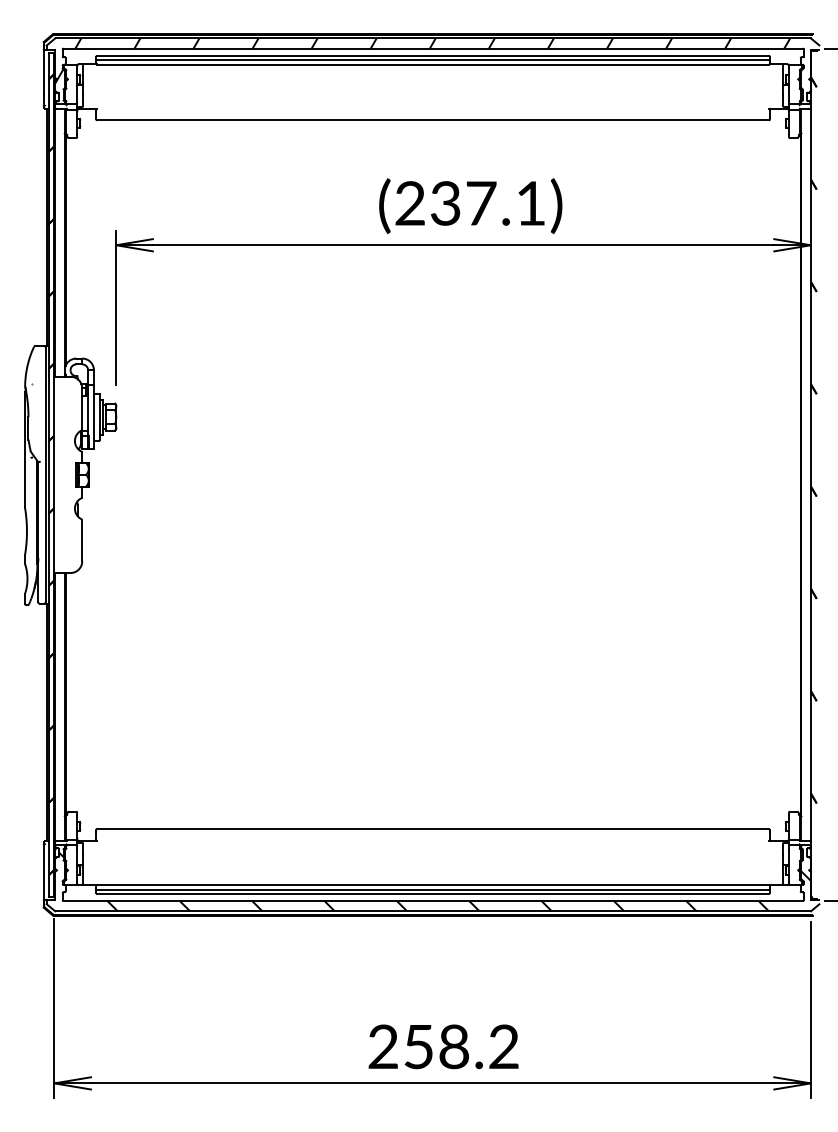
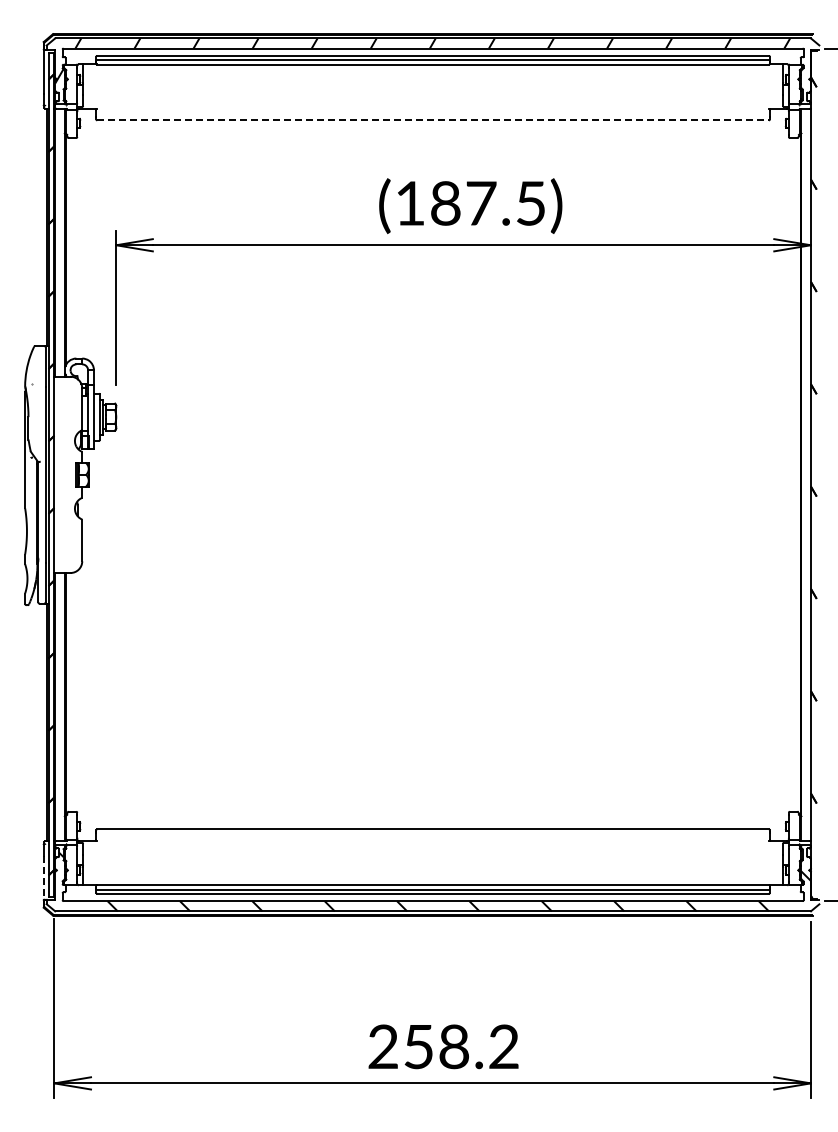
line: solid -> dashed (433, 120)
text: (237.1) -> (187.5) (469, 203)
line: solid -> dashed (43, 878)
